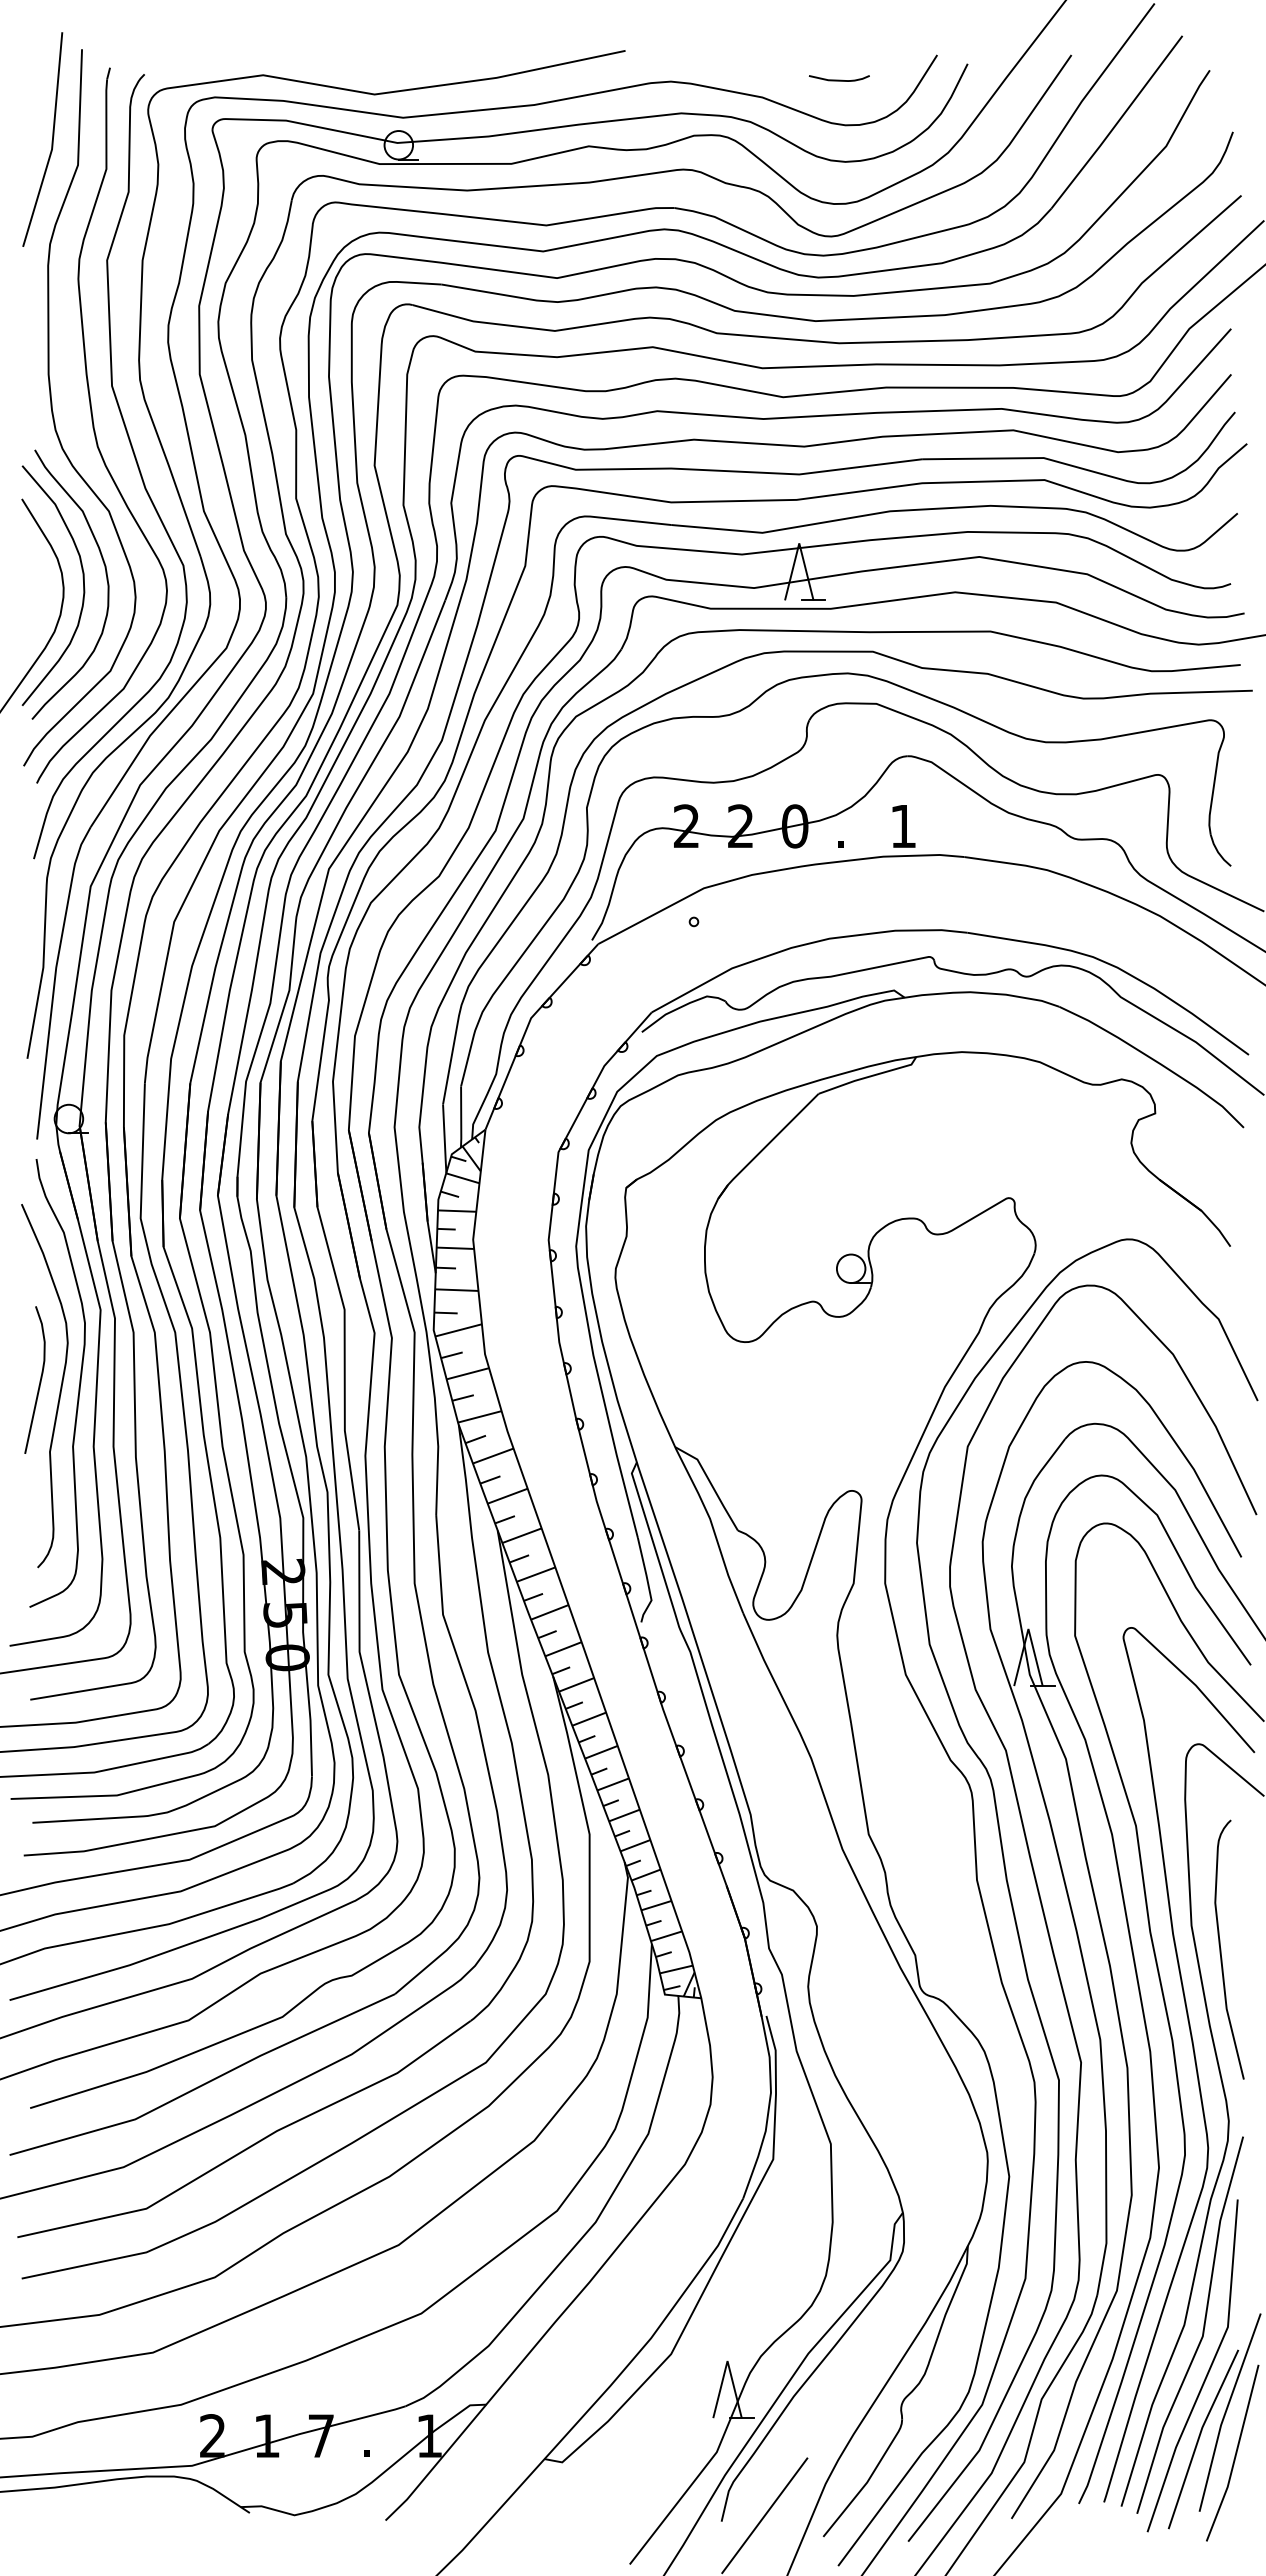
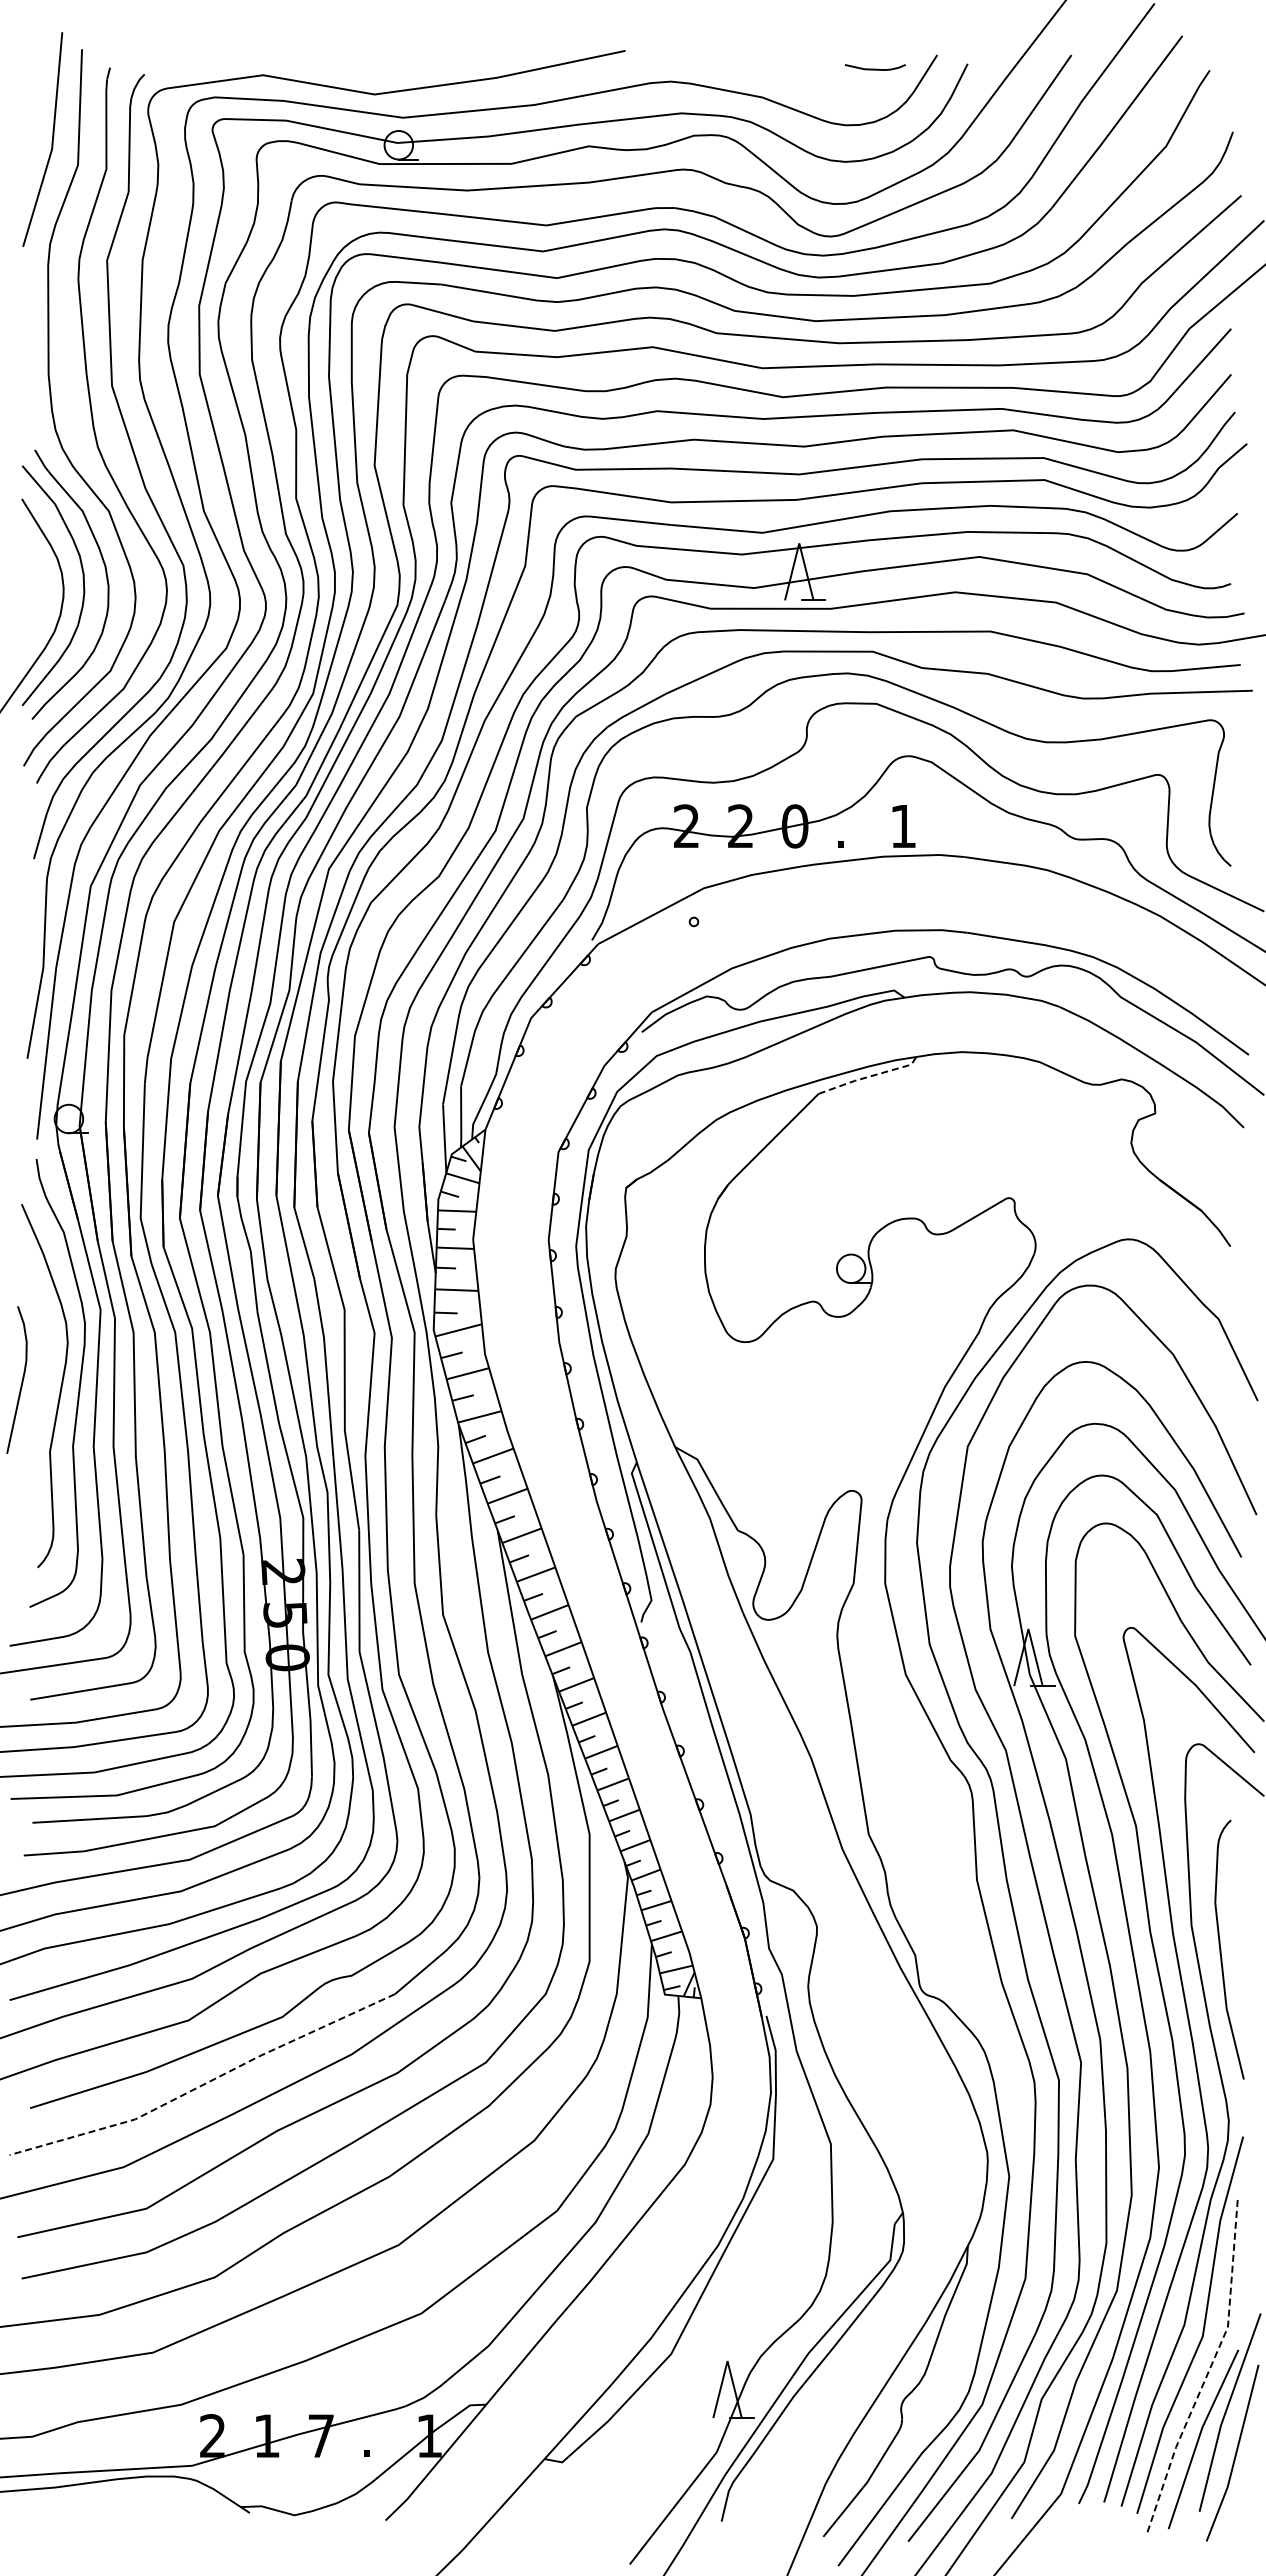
curve position: (839, 79) -> (875, 68) (875, 68)
line: solid -> dashed (869, 1076)
curve position: (39, 1380) -> (21, 1380) (21, 1380)
line: solid -> dashed (205, 2083)
line: solid -> dashed (1209, 2369)
line: present -> none (764, 2515)
